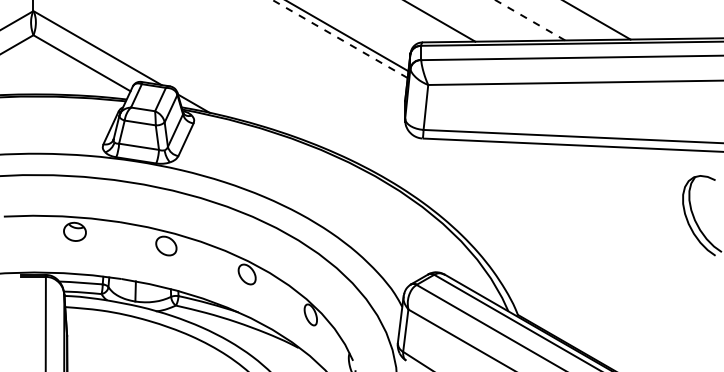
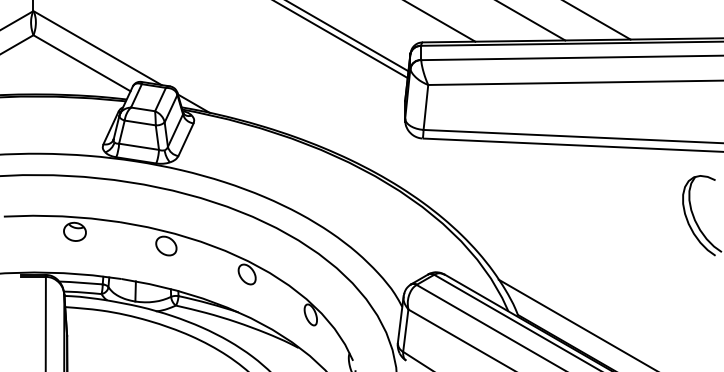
line: dashed -> solid (529, 19)
line: dashed -> solid (340, 39)
line: none -> present (575, 323)
